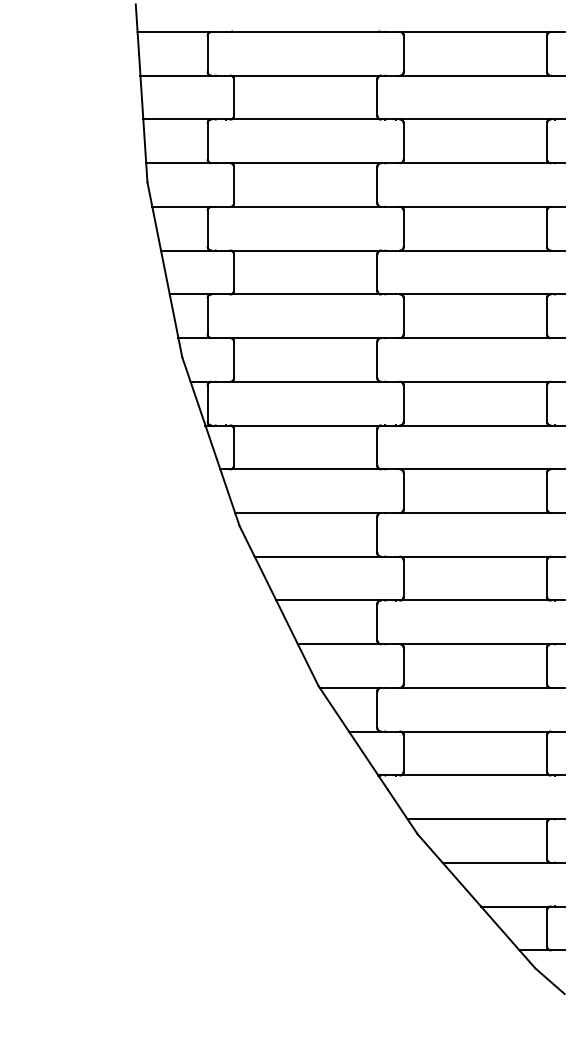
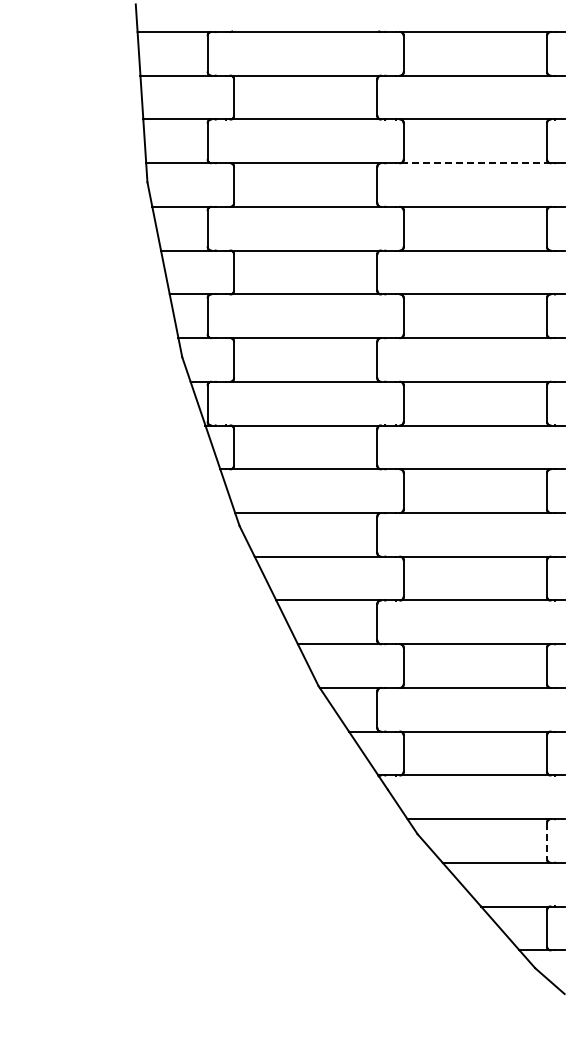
line: solid -> dashed (474, 163)
line: solid -> dashed (547, 841)
